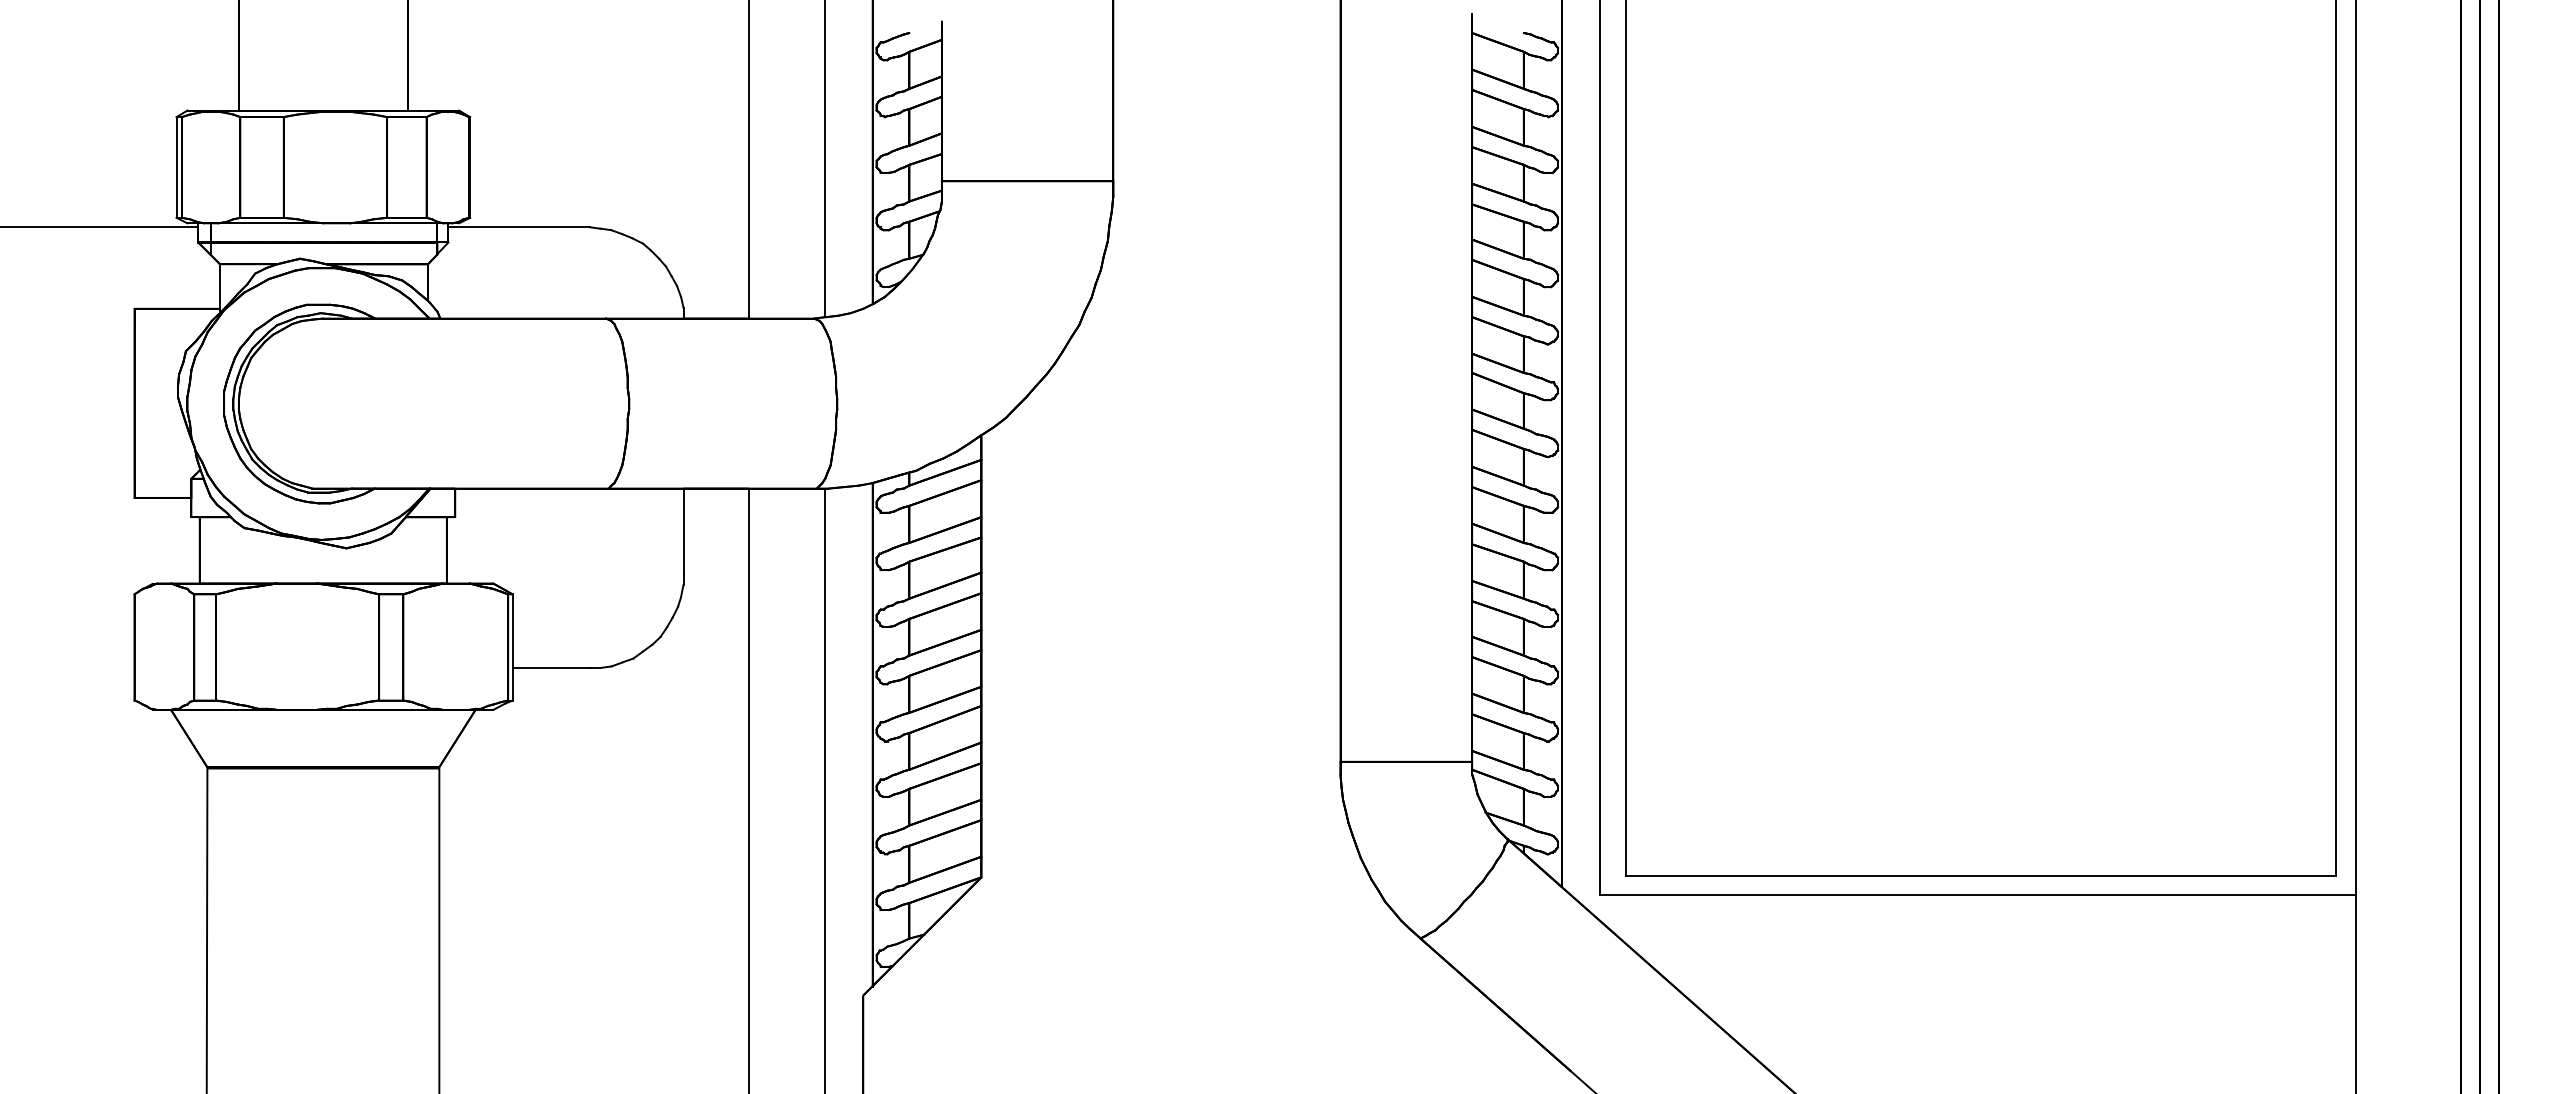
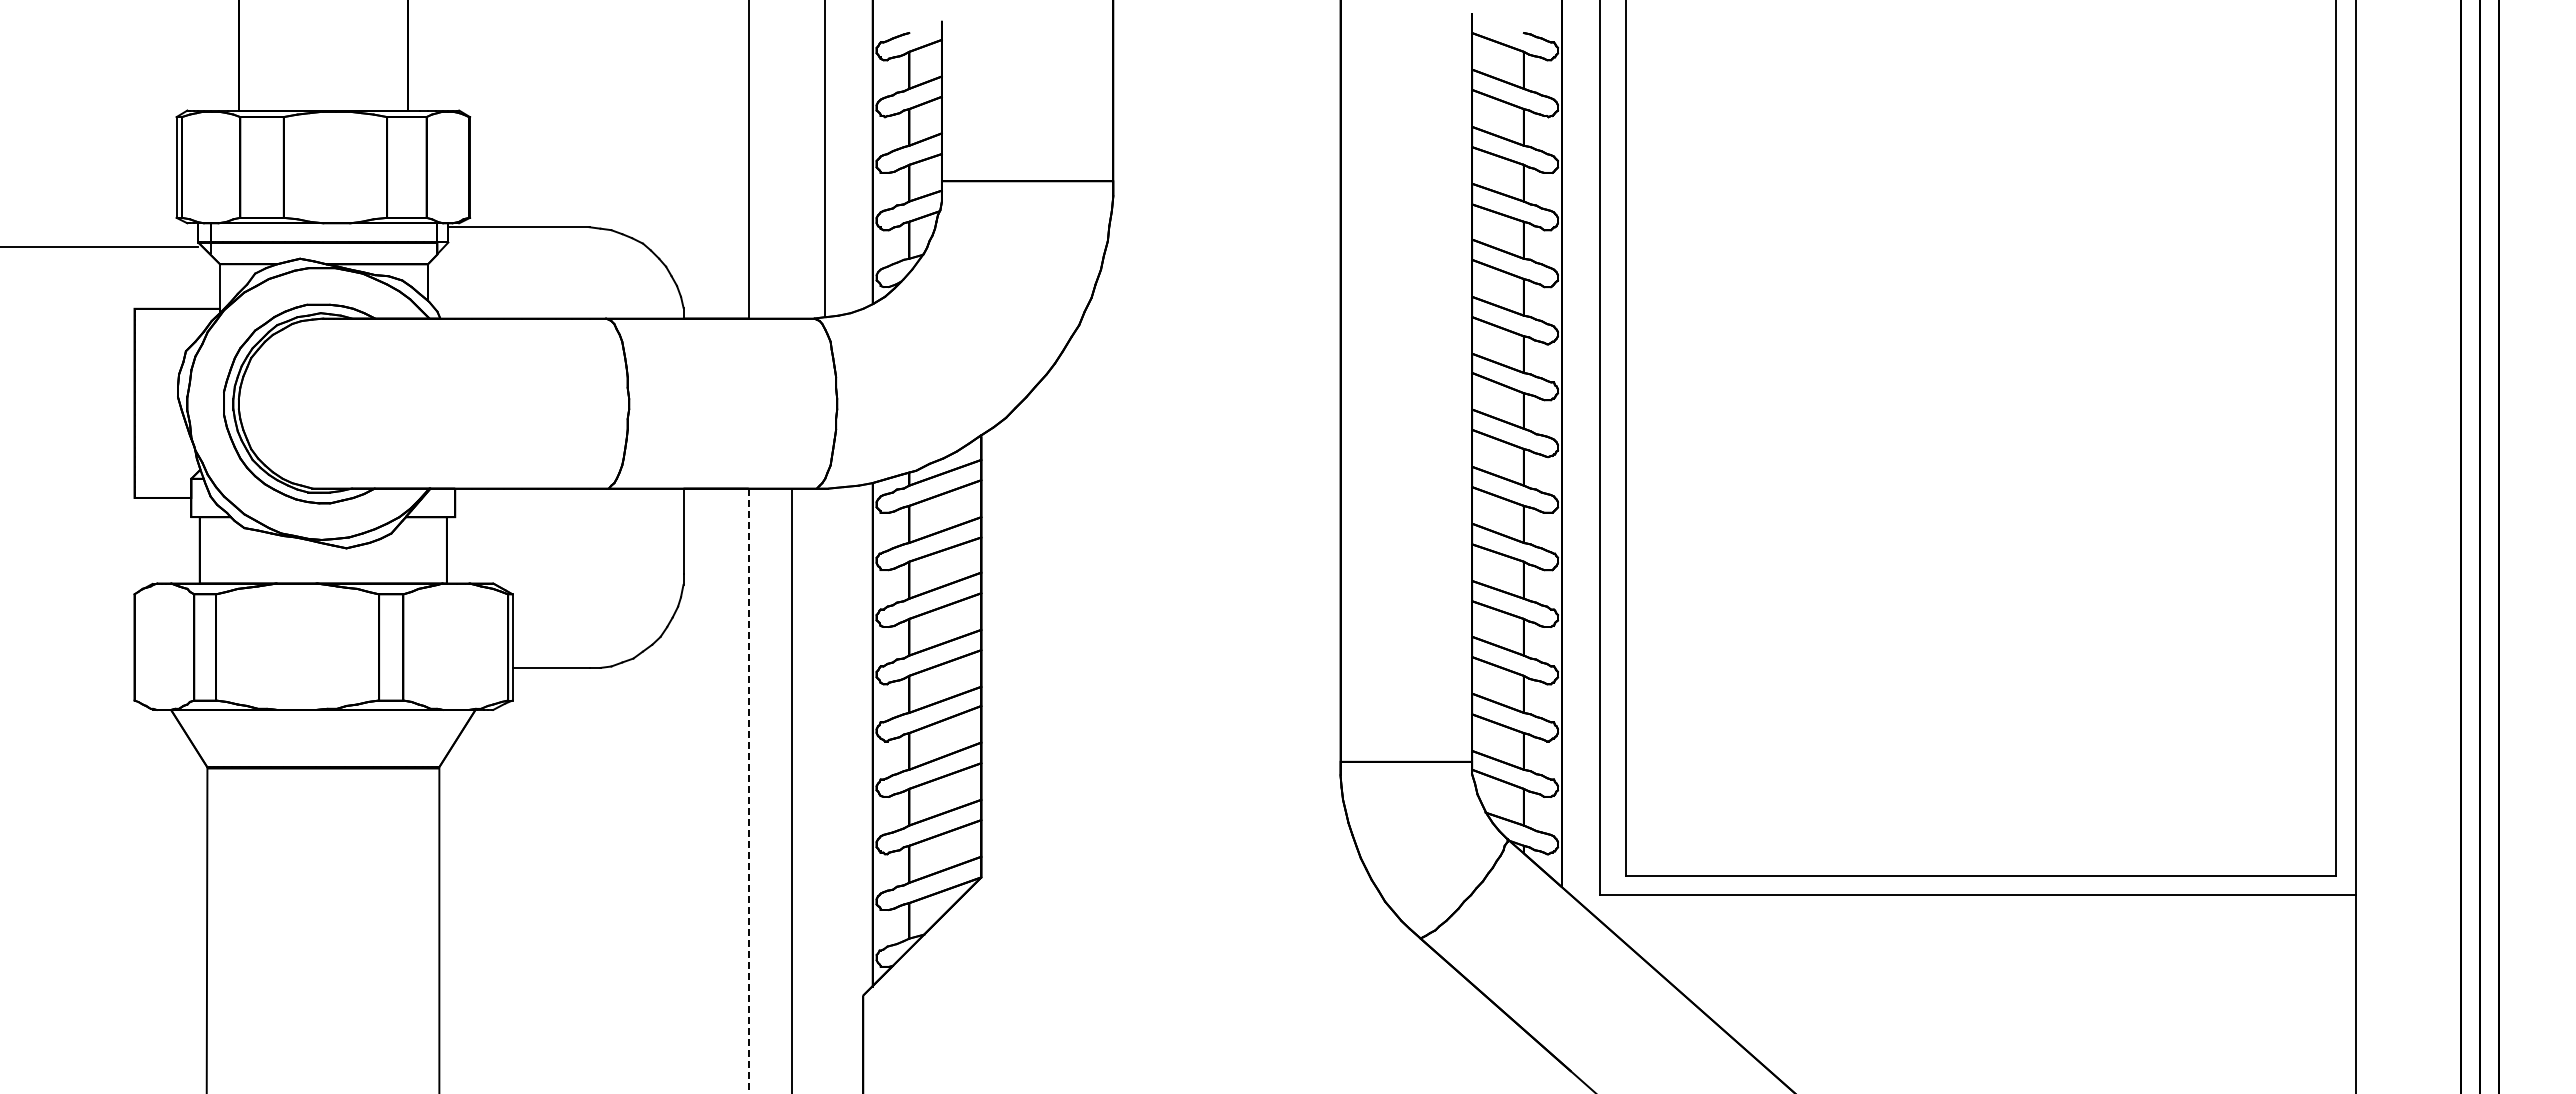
line position: (100, 227) -> (100, 247) (100, 247)
line position: (825, 789) -> (792, 789) (792, 789)
line: solid -> dashed (748, 791)
